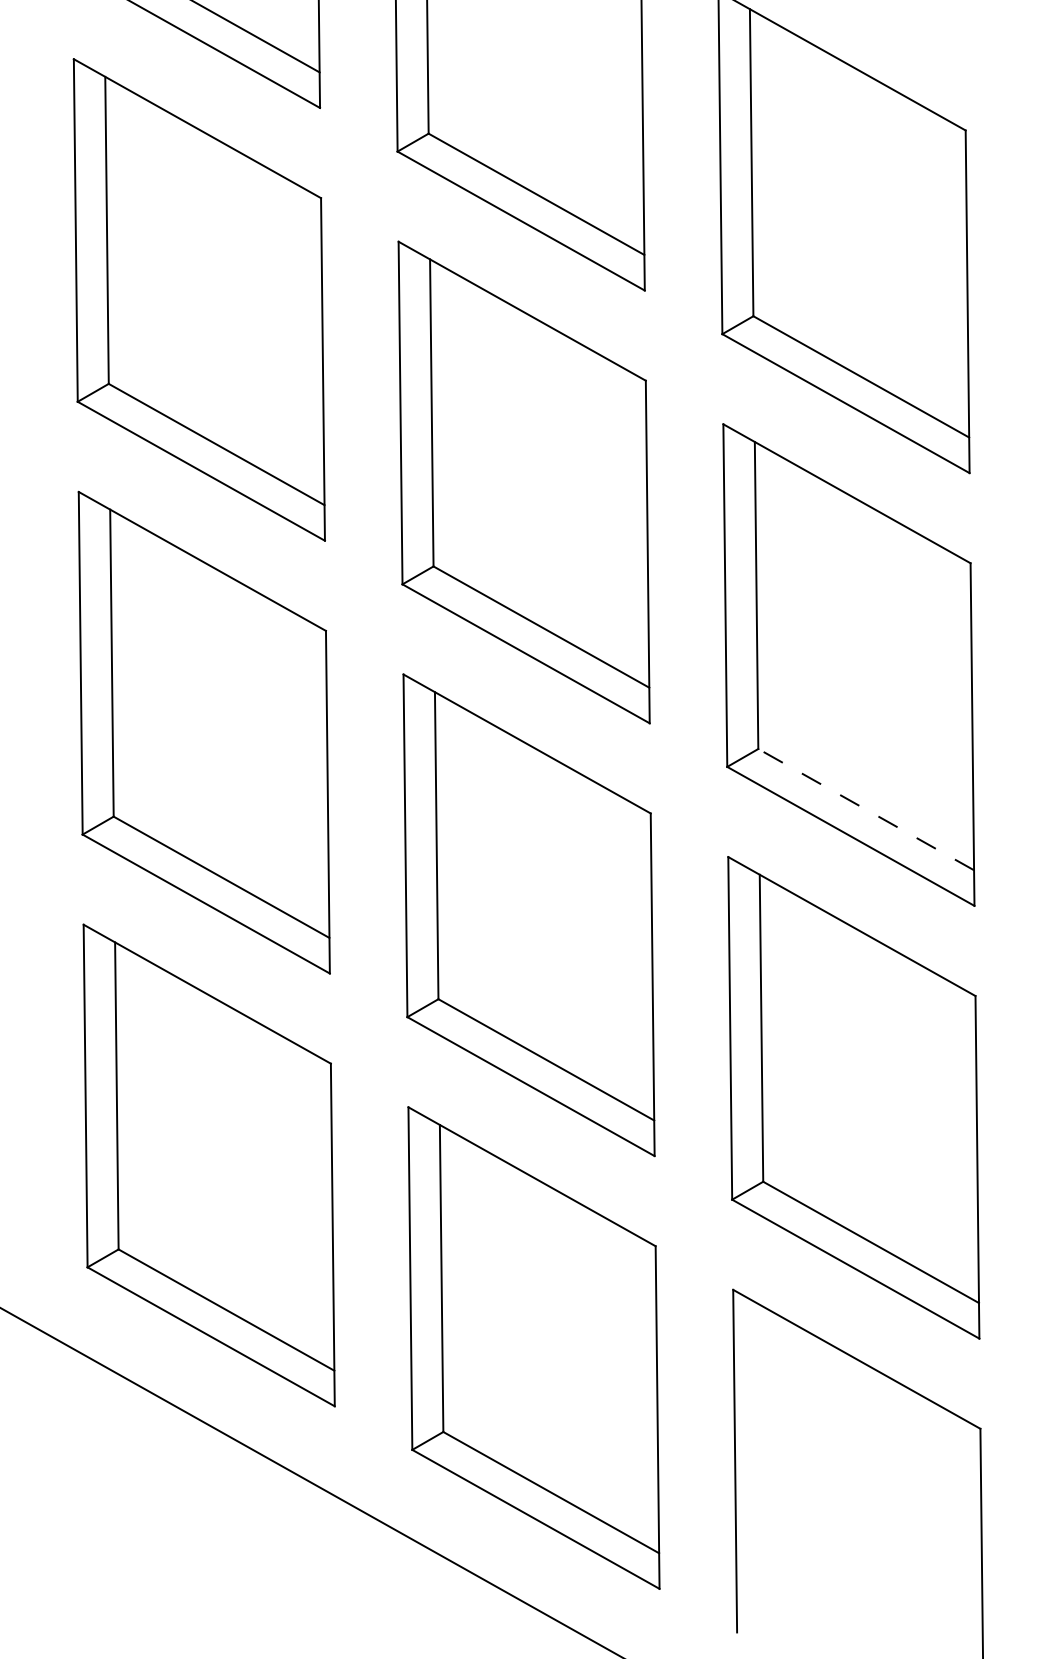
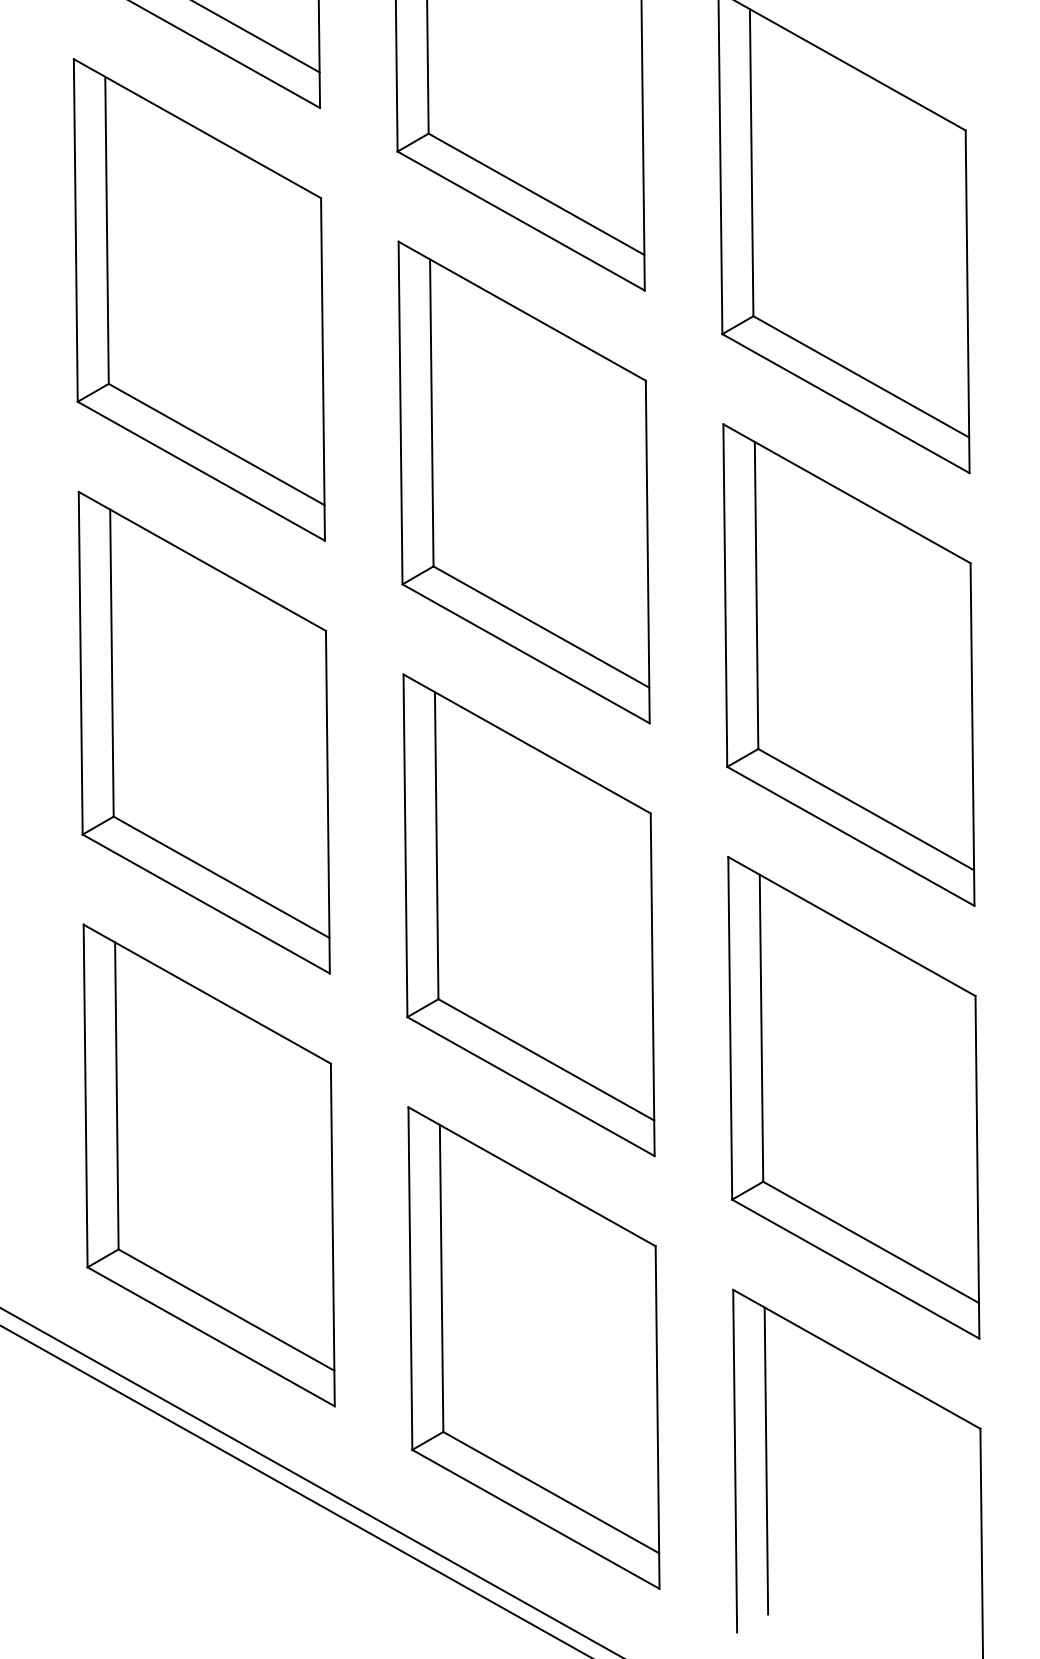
line: dashed -> solid (866, 809)
line: none -> present (766, 1460)
line: none -> present (295, 1490)
